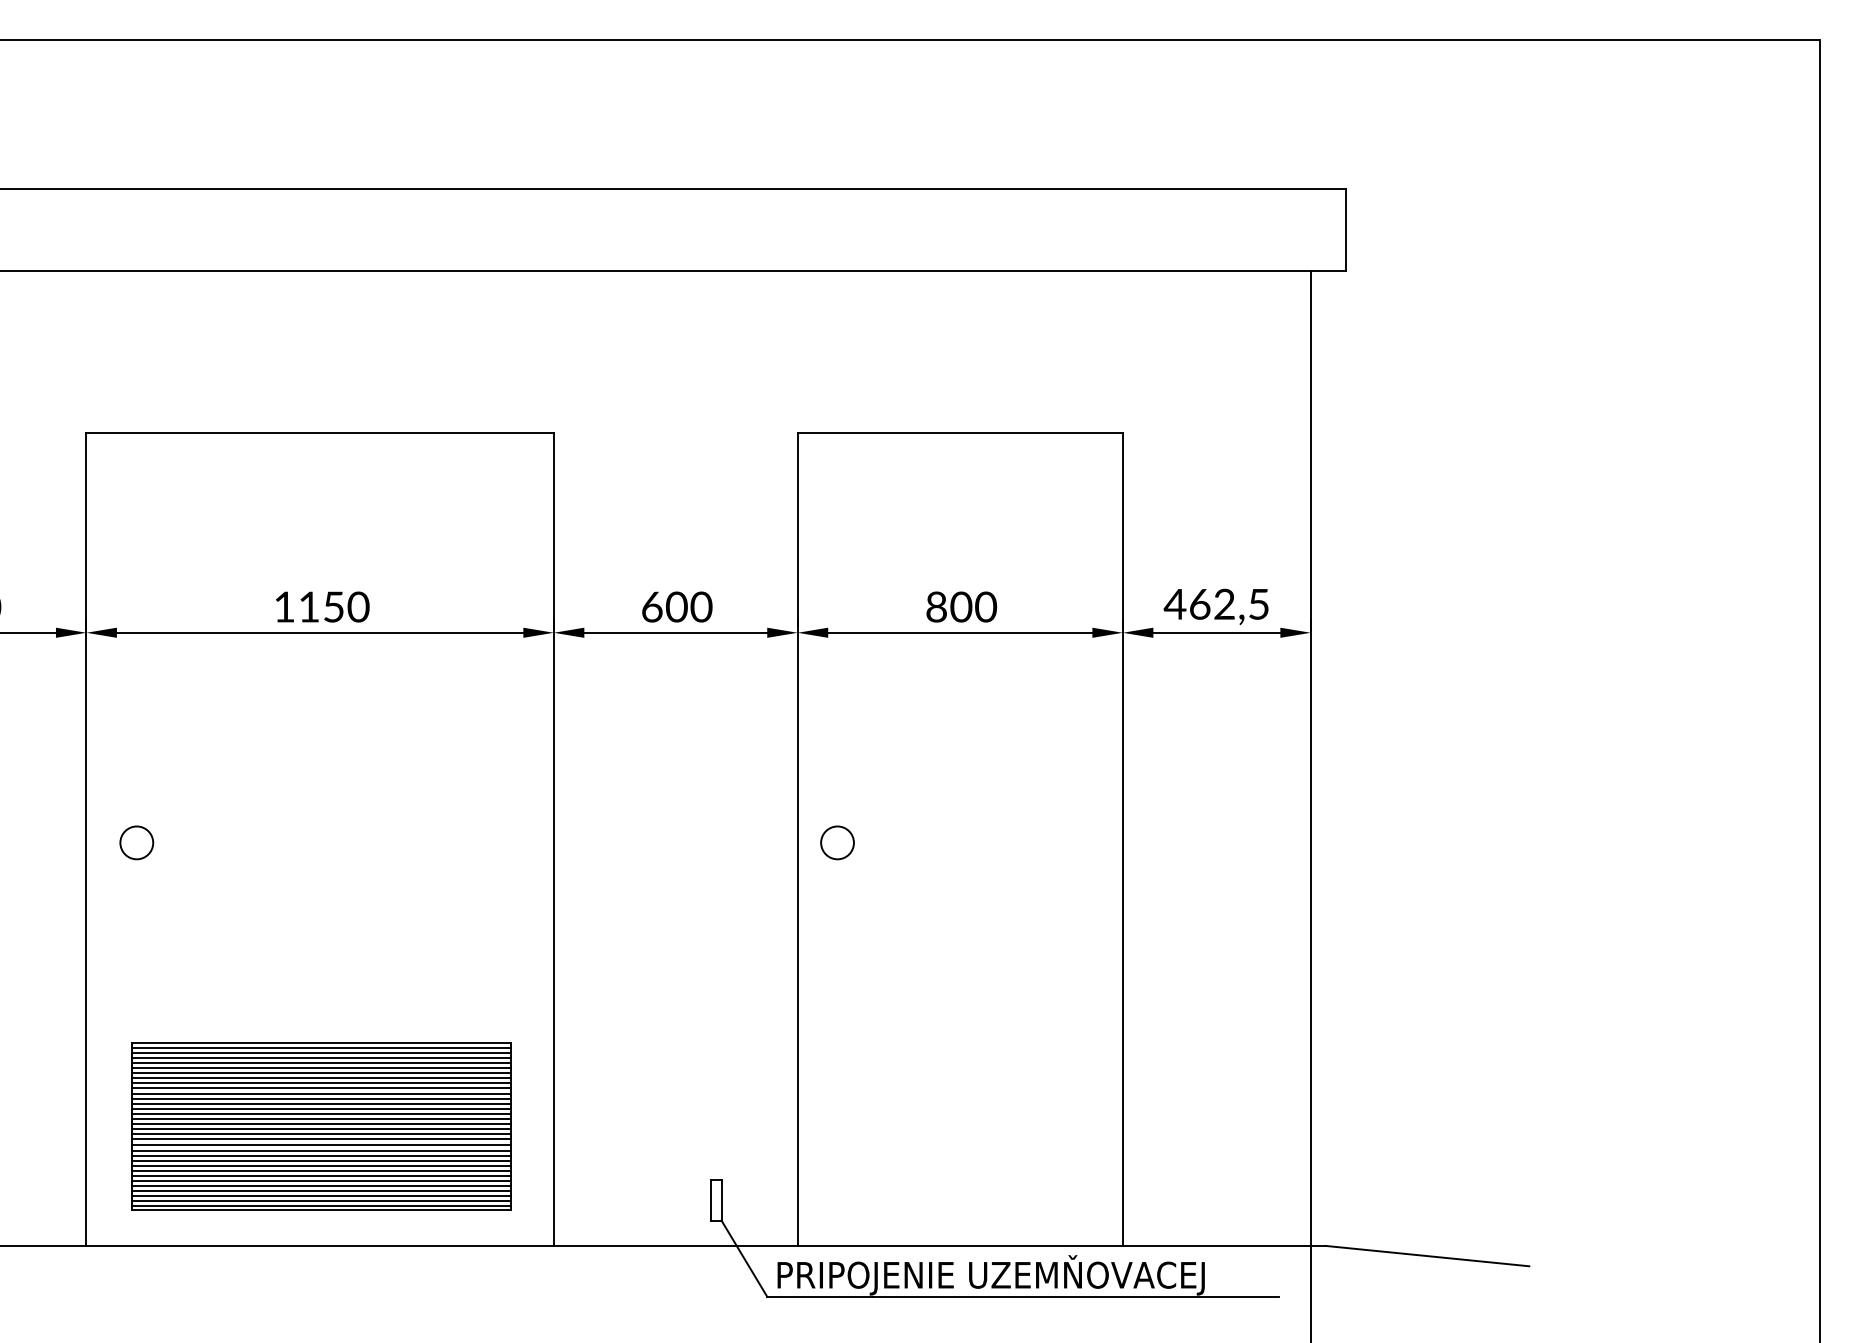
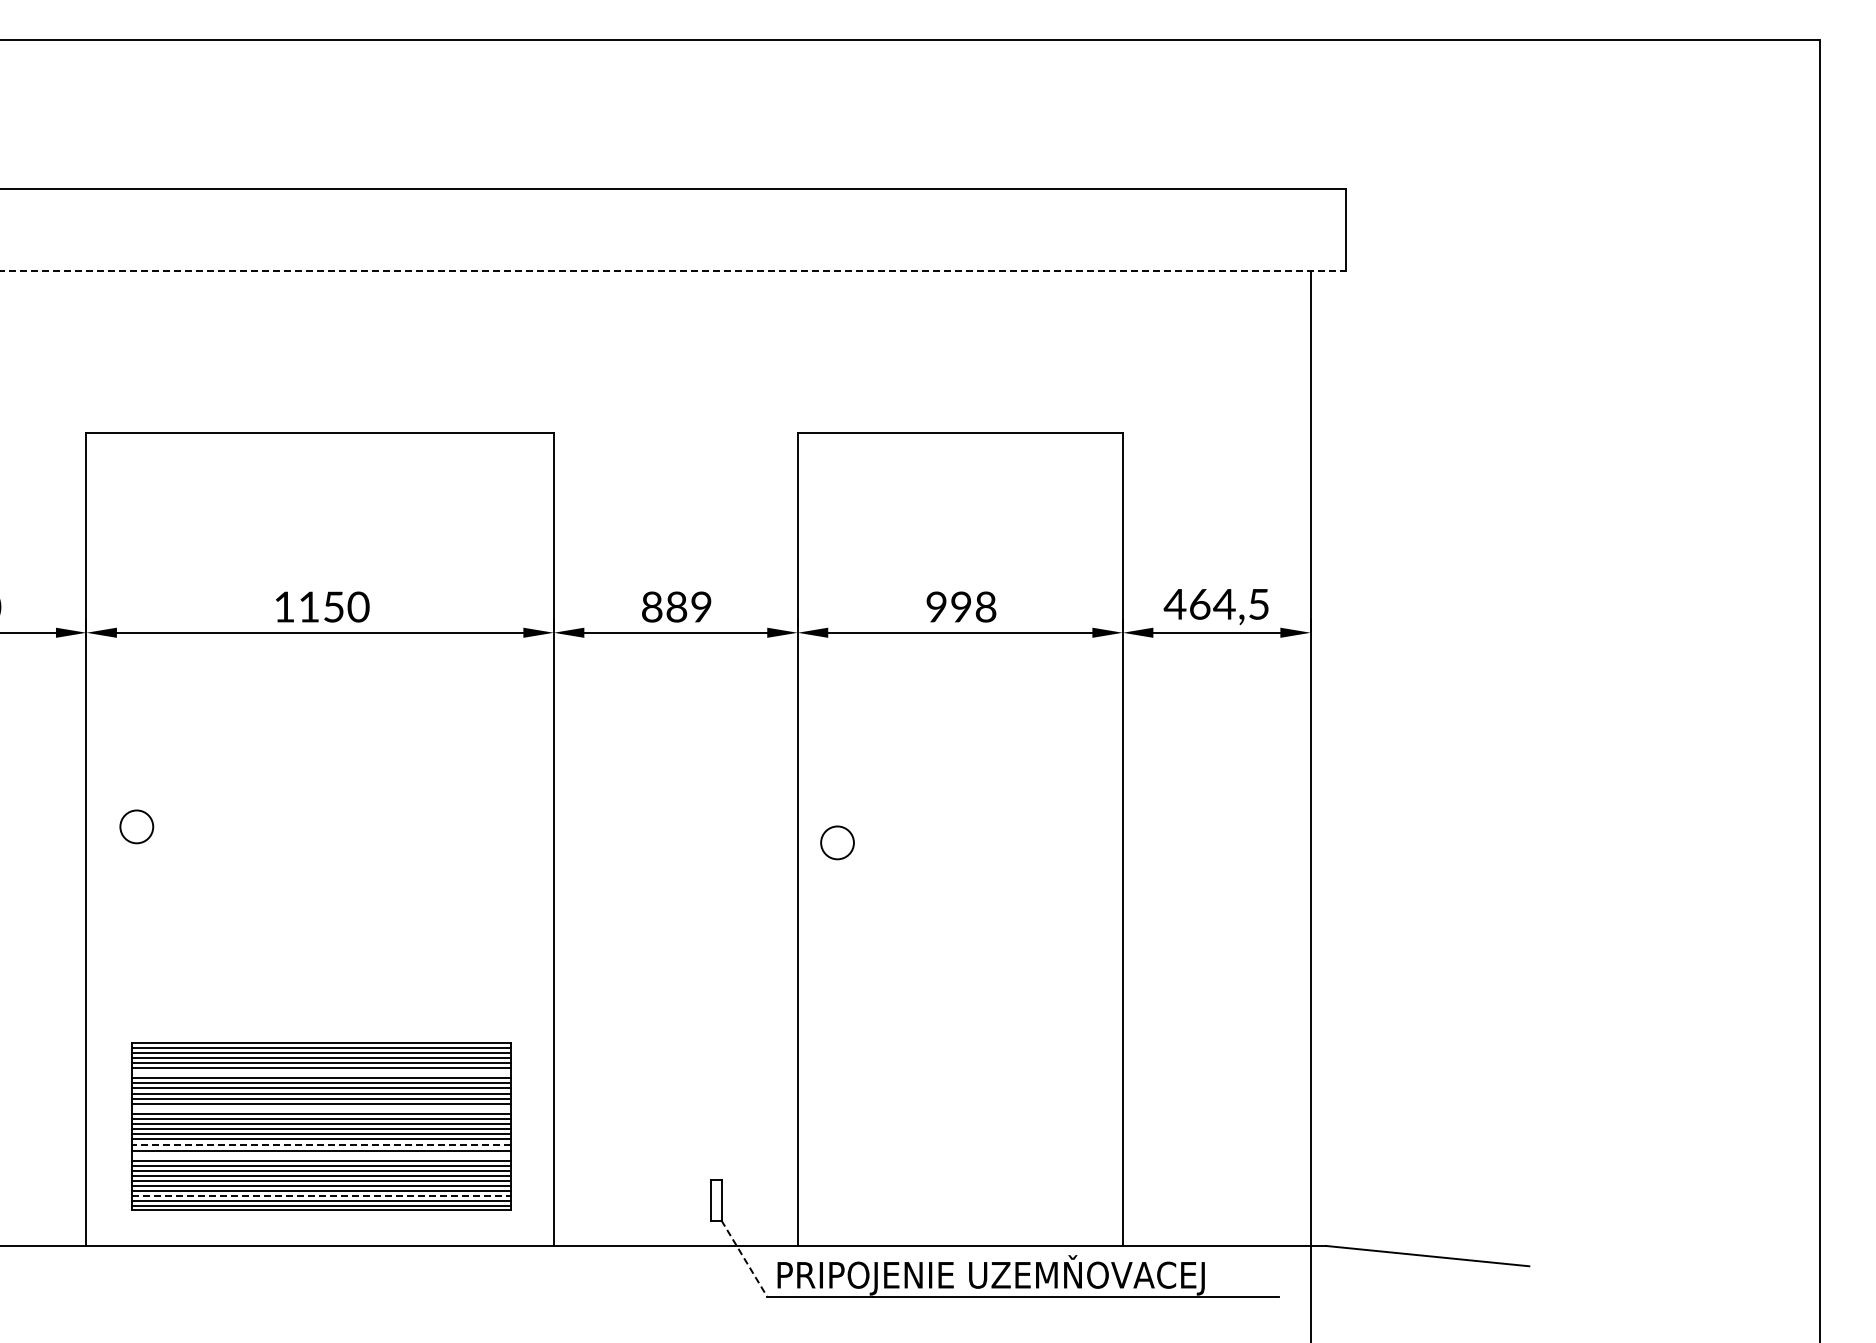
line: solid -> dashed (673, 270)
text: 462,5 -> 464,5 (1224, 603)
text: 600 -> 889 (677, 606)
text: 800 -> 998 (961, 607)
circle position: (136, 842) -> (136, 826) (136, 826)
line: present -> none (321, 1073)
line: present -> none (321, 1108)
line: solid -> dashed (321, 1145)
line: present -> none (321, 1155)
line: solid -> dashed (322, 1195)
line: solid -> dashed (744, 1259)
